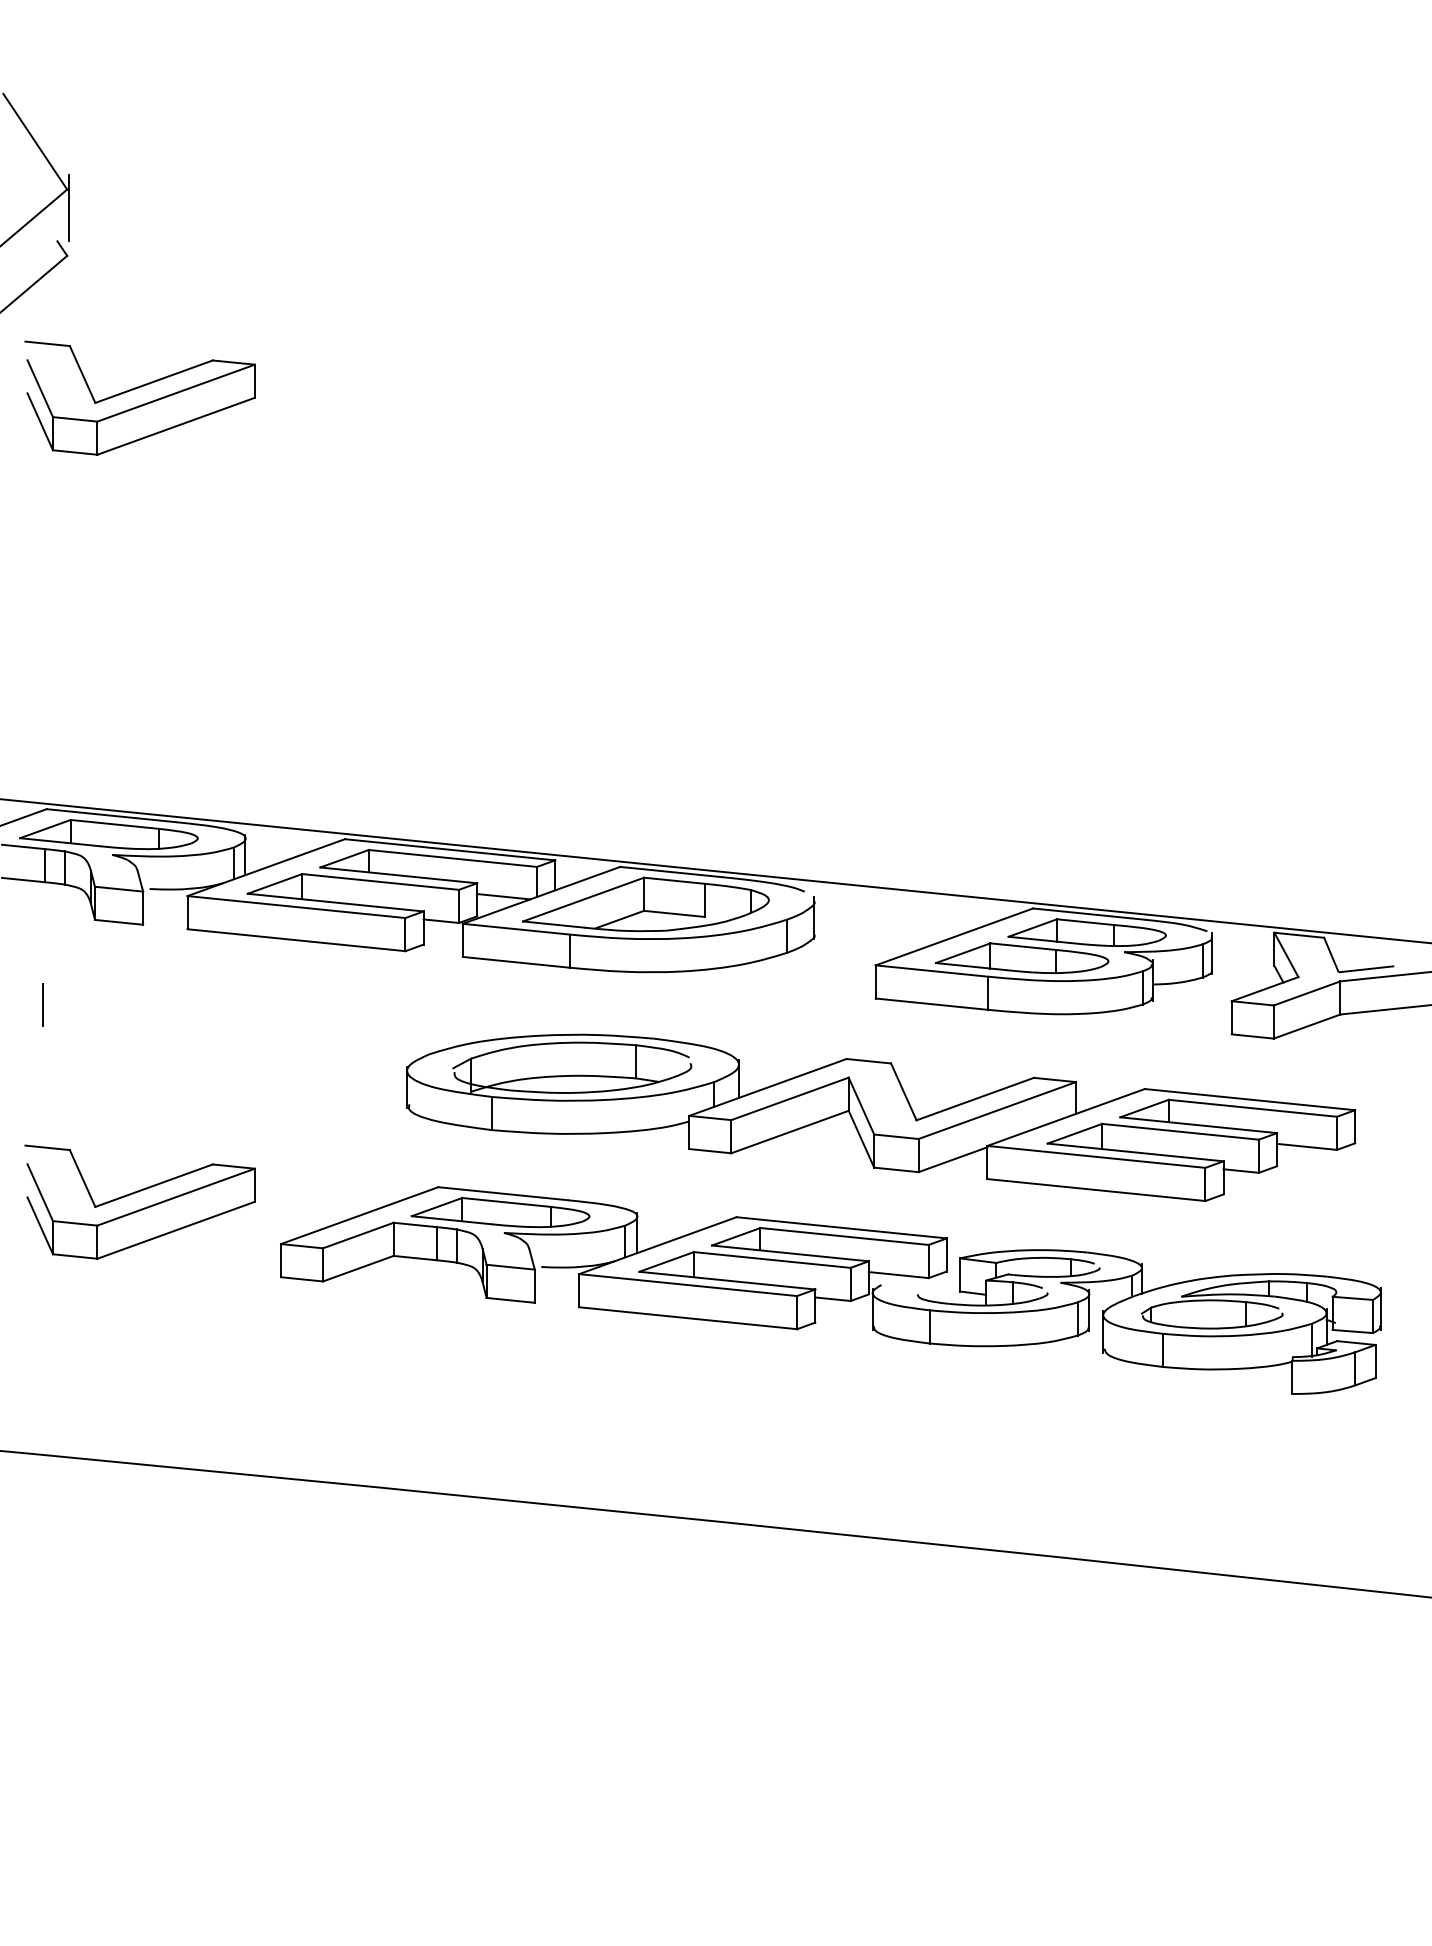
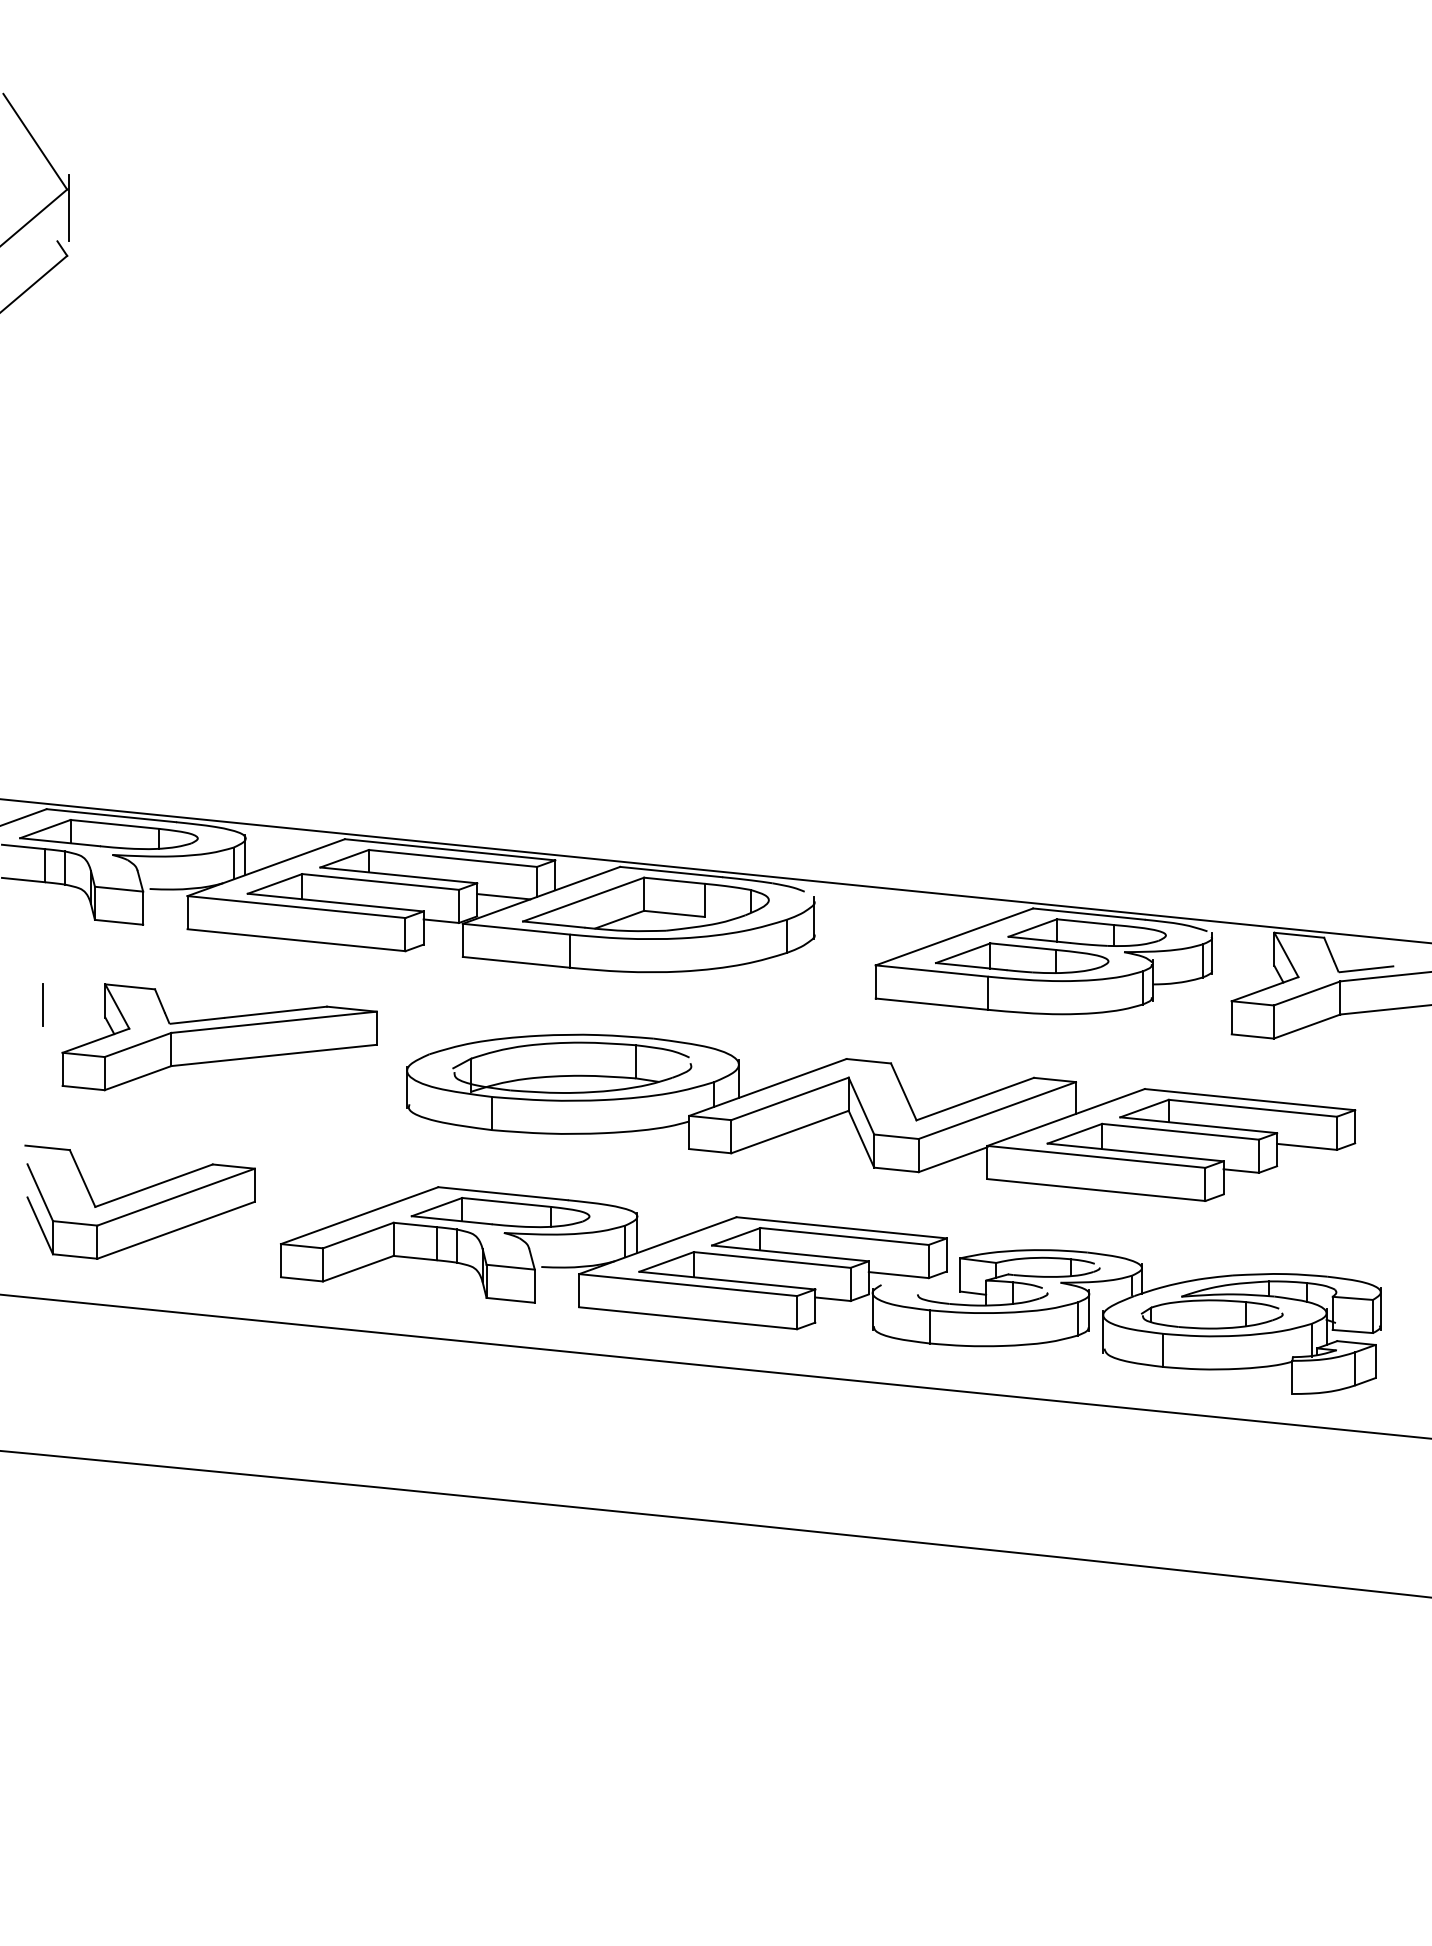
part: present -> none (141, 404)
part: none -> present (219, 1037)
line: none -> present (715, 1366)
